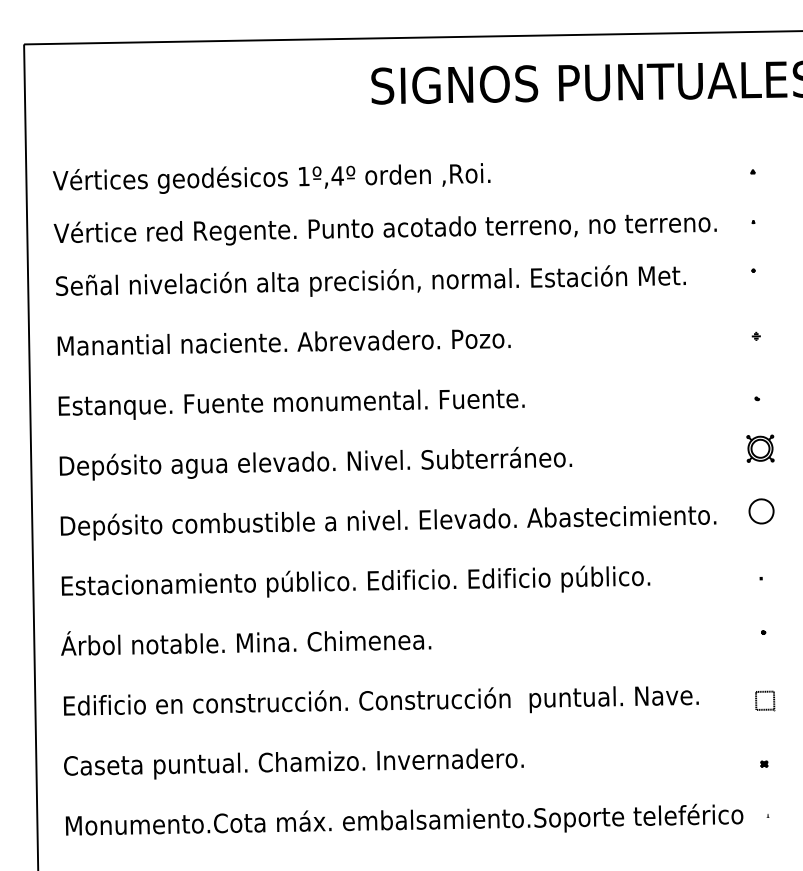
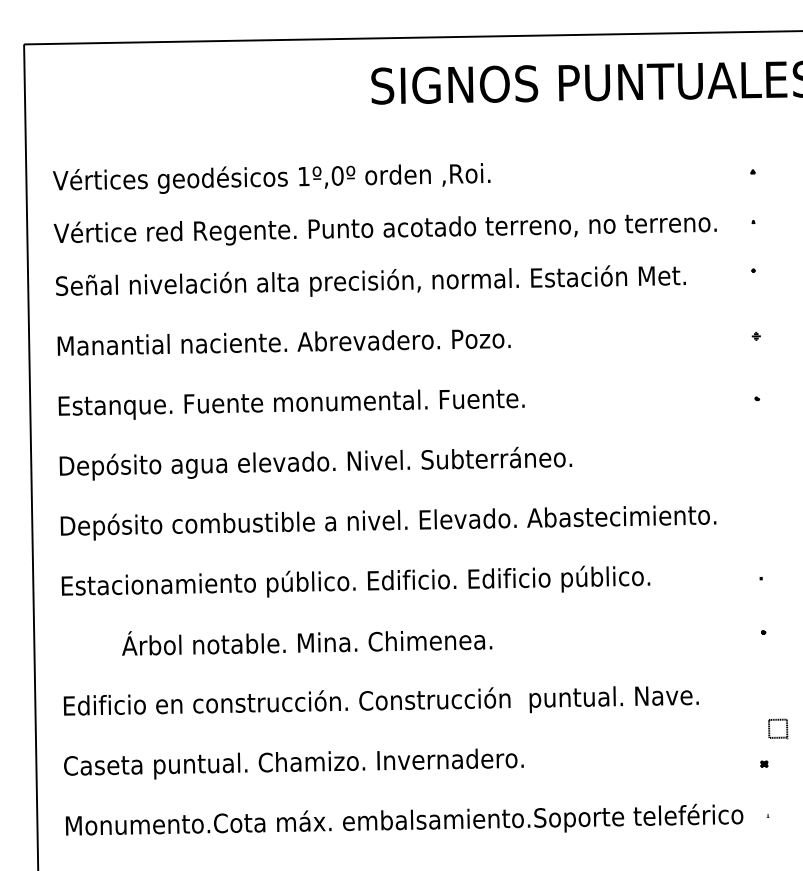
text: 1º,4º -> 1º,0º (337, 175)
part: present -> none (760, 448)
part: present -> none (761, 511)
text position: (246, 643) -> (307, 643) (307, 643)
part position: (765, 700) -> (778, 728) (778, 728)
